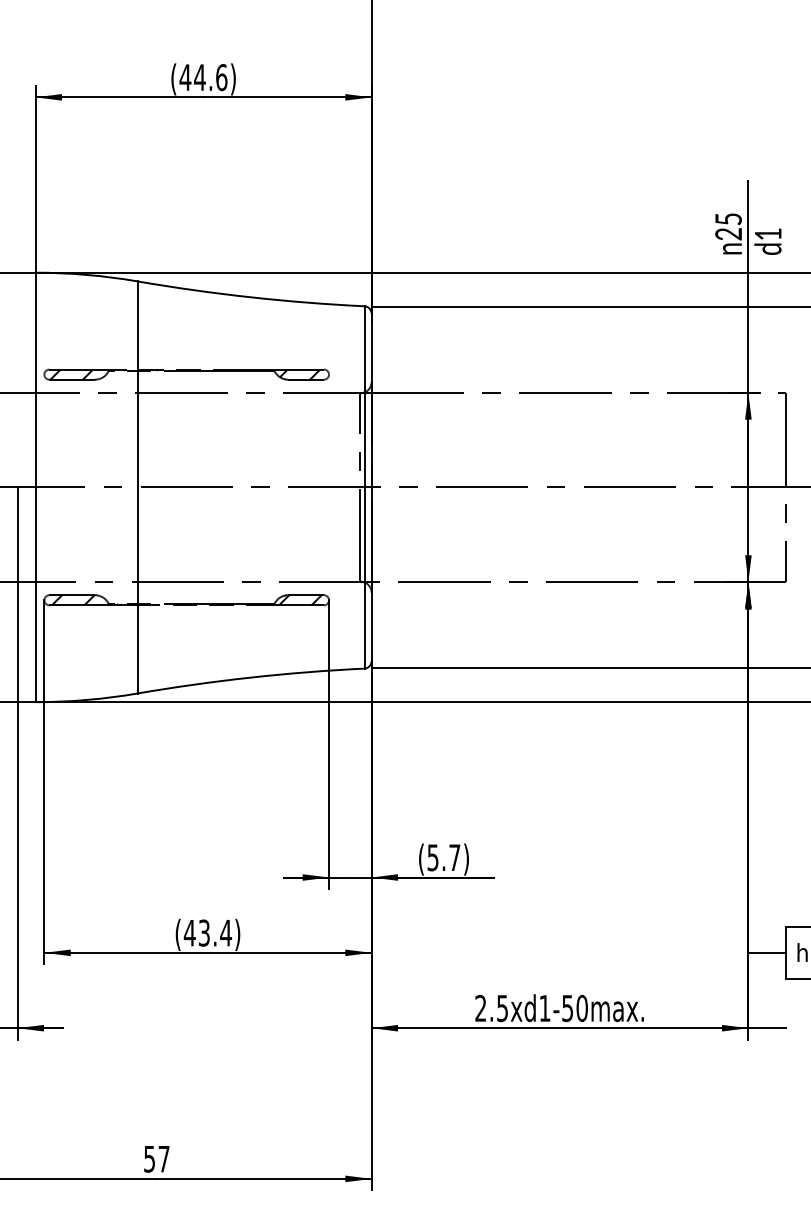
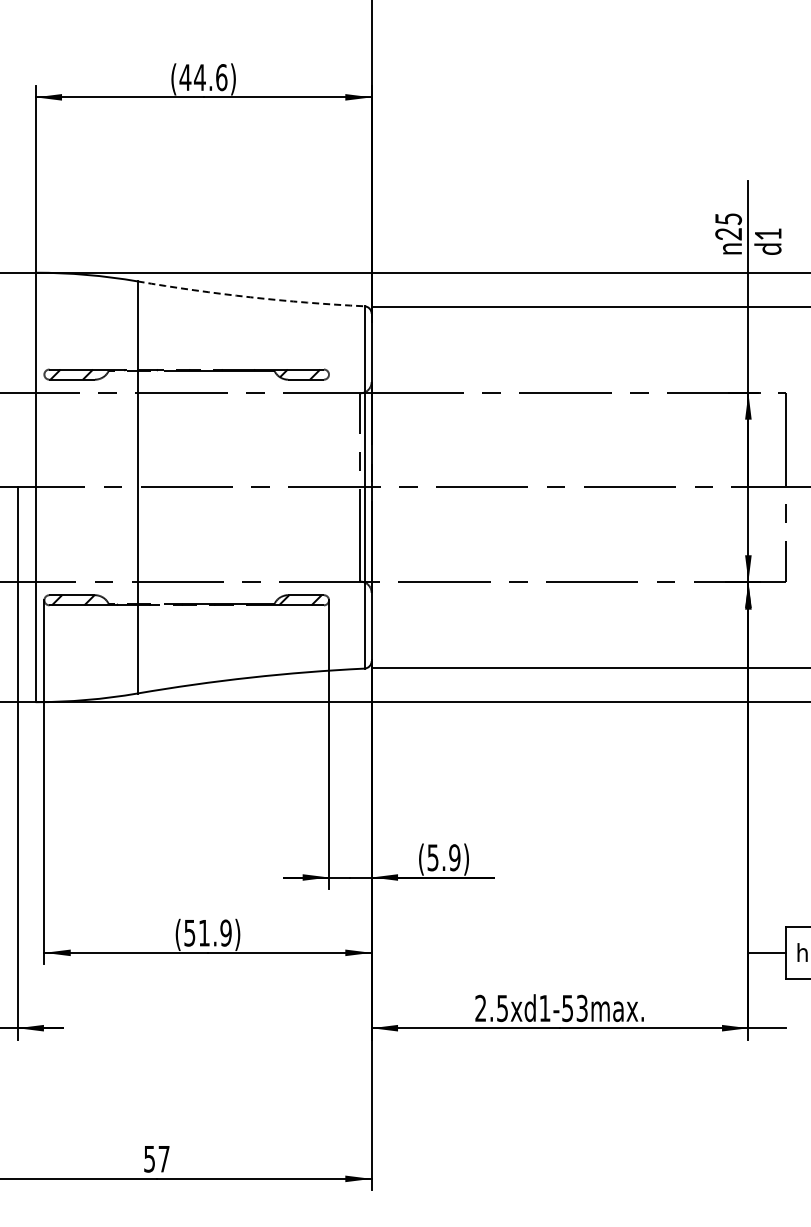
arc: solid -> dashed (250, 297)
text: (5.7) -> (5.9) (454, 857)
text: (43.4) -> (51.9) (207, 932)
text: 2.5xd1-50max. -> 2.5xd1-53max. (581, 1008)
